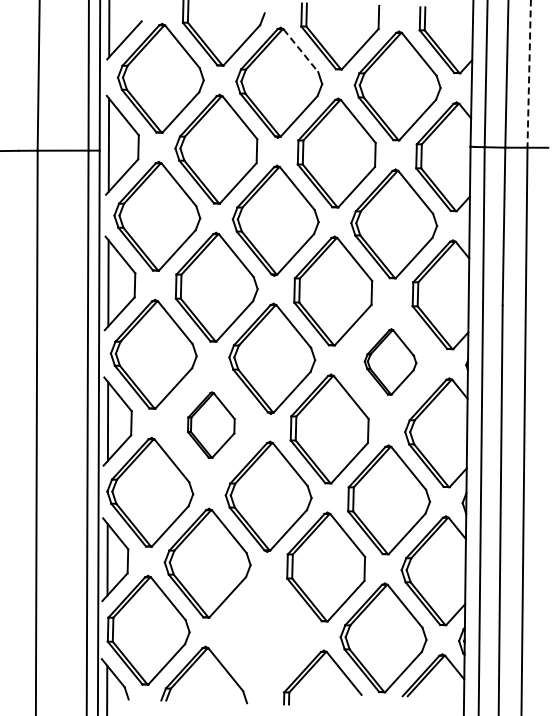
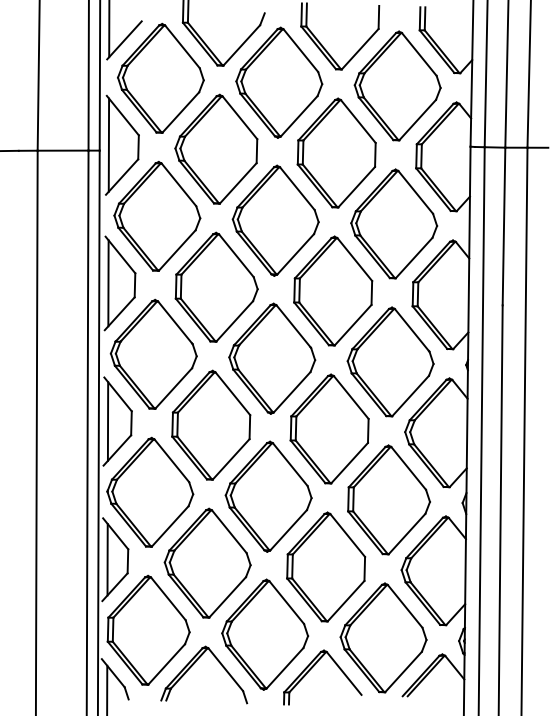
line: dashed -> solid (301, 51)
line: dashed -> solid (529, 74)
part size: 55x68 px -> 89x112 px (390, 361)
part size: 49x68 px -> 81x112 px (211, 424)
part: none -> present (265, 634)
